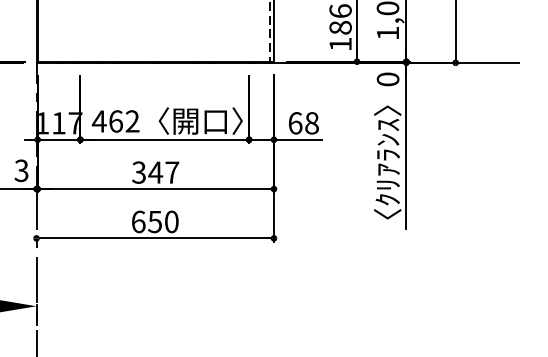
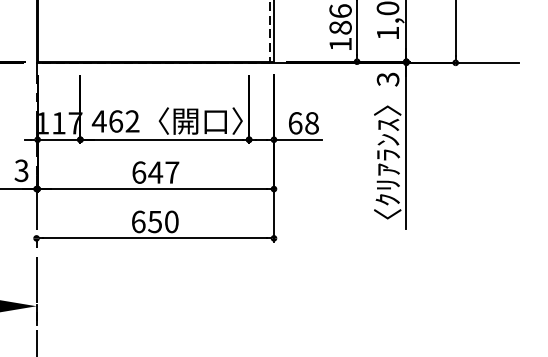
text: 0 -> 3 (388, 79)
text: 347 -> 647 (139, 172)
